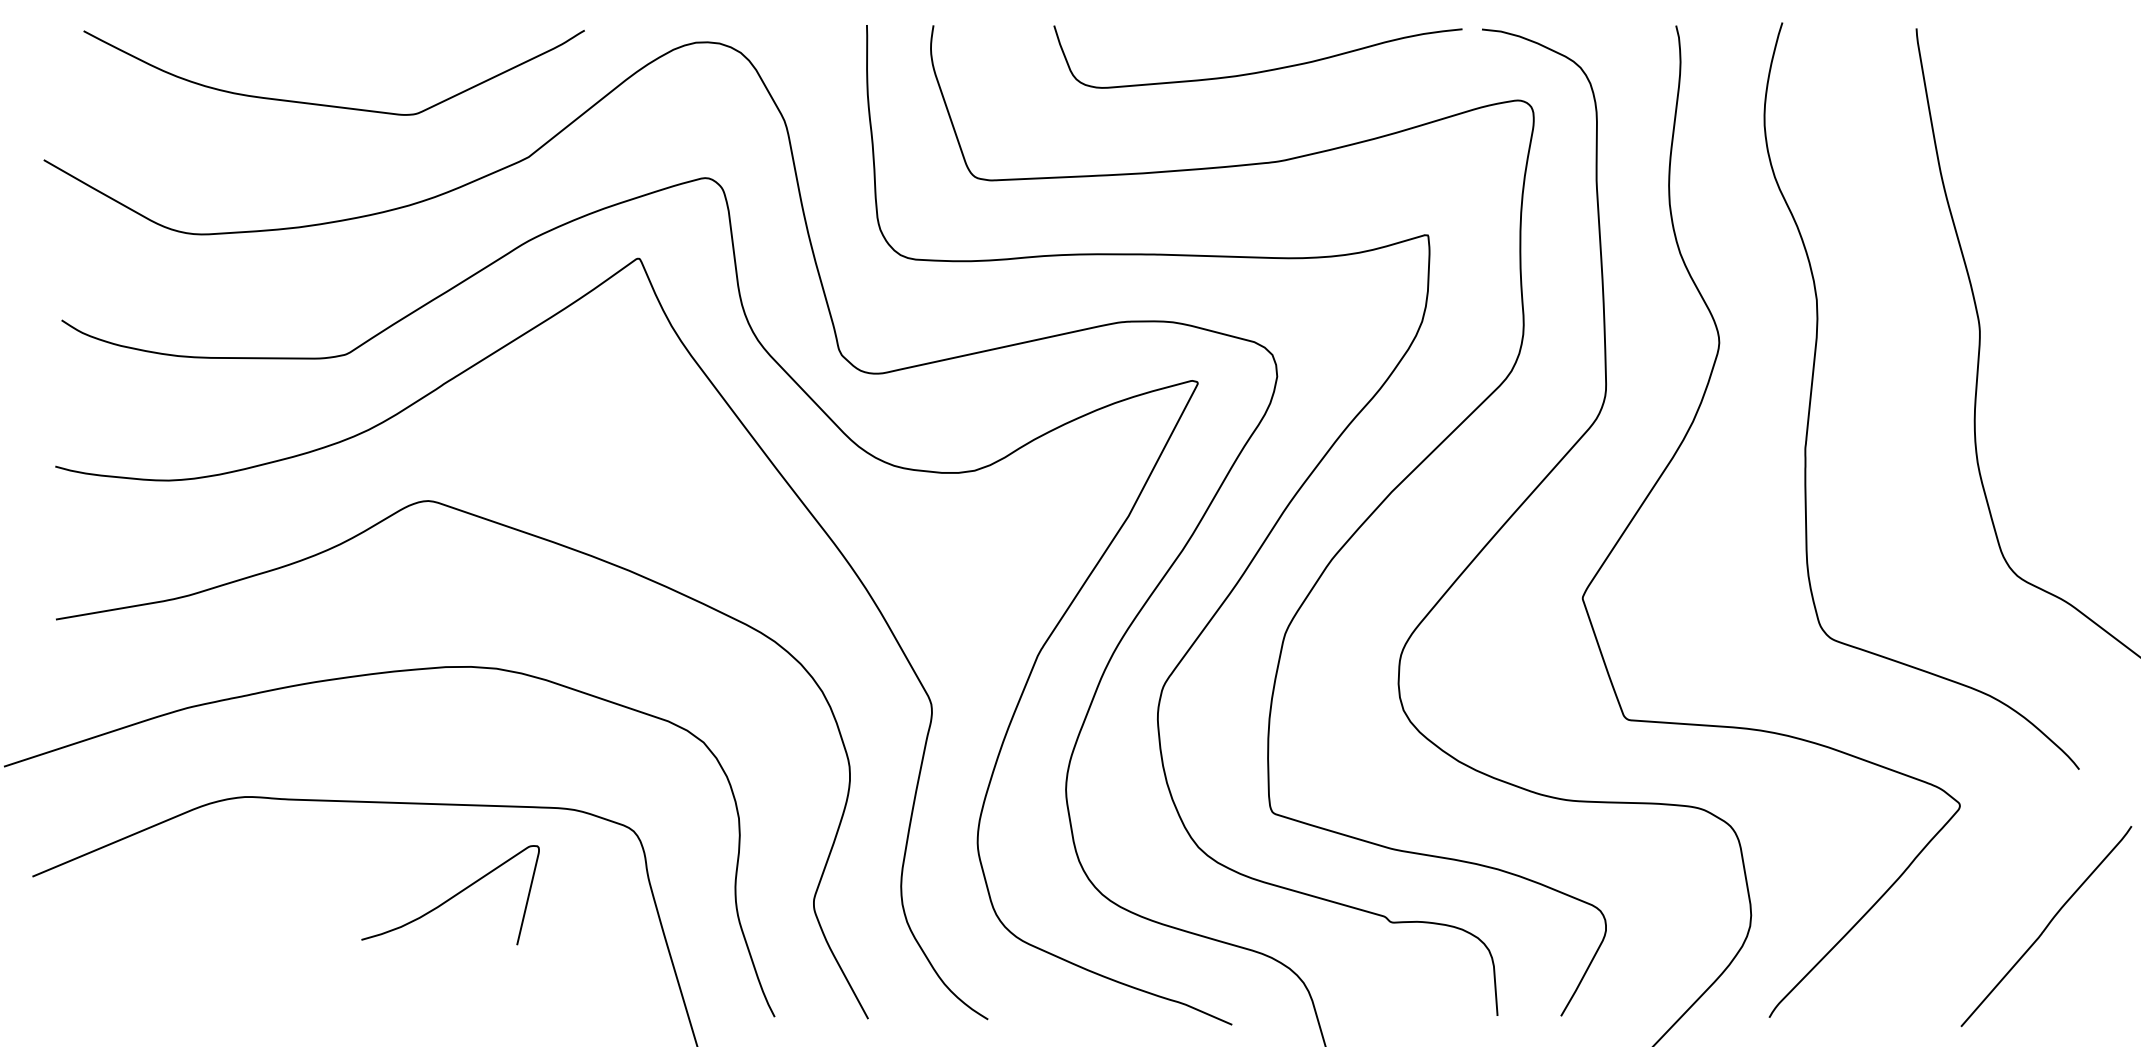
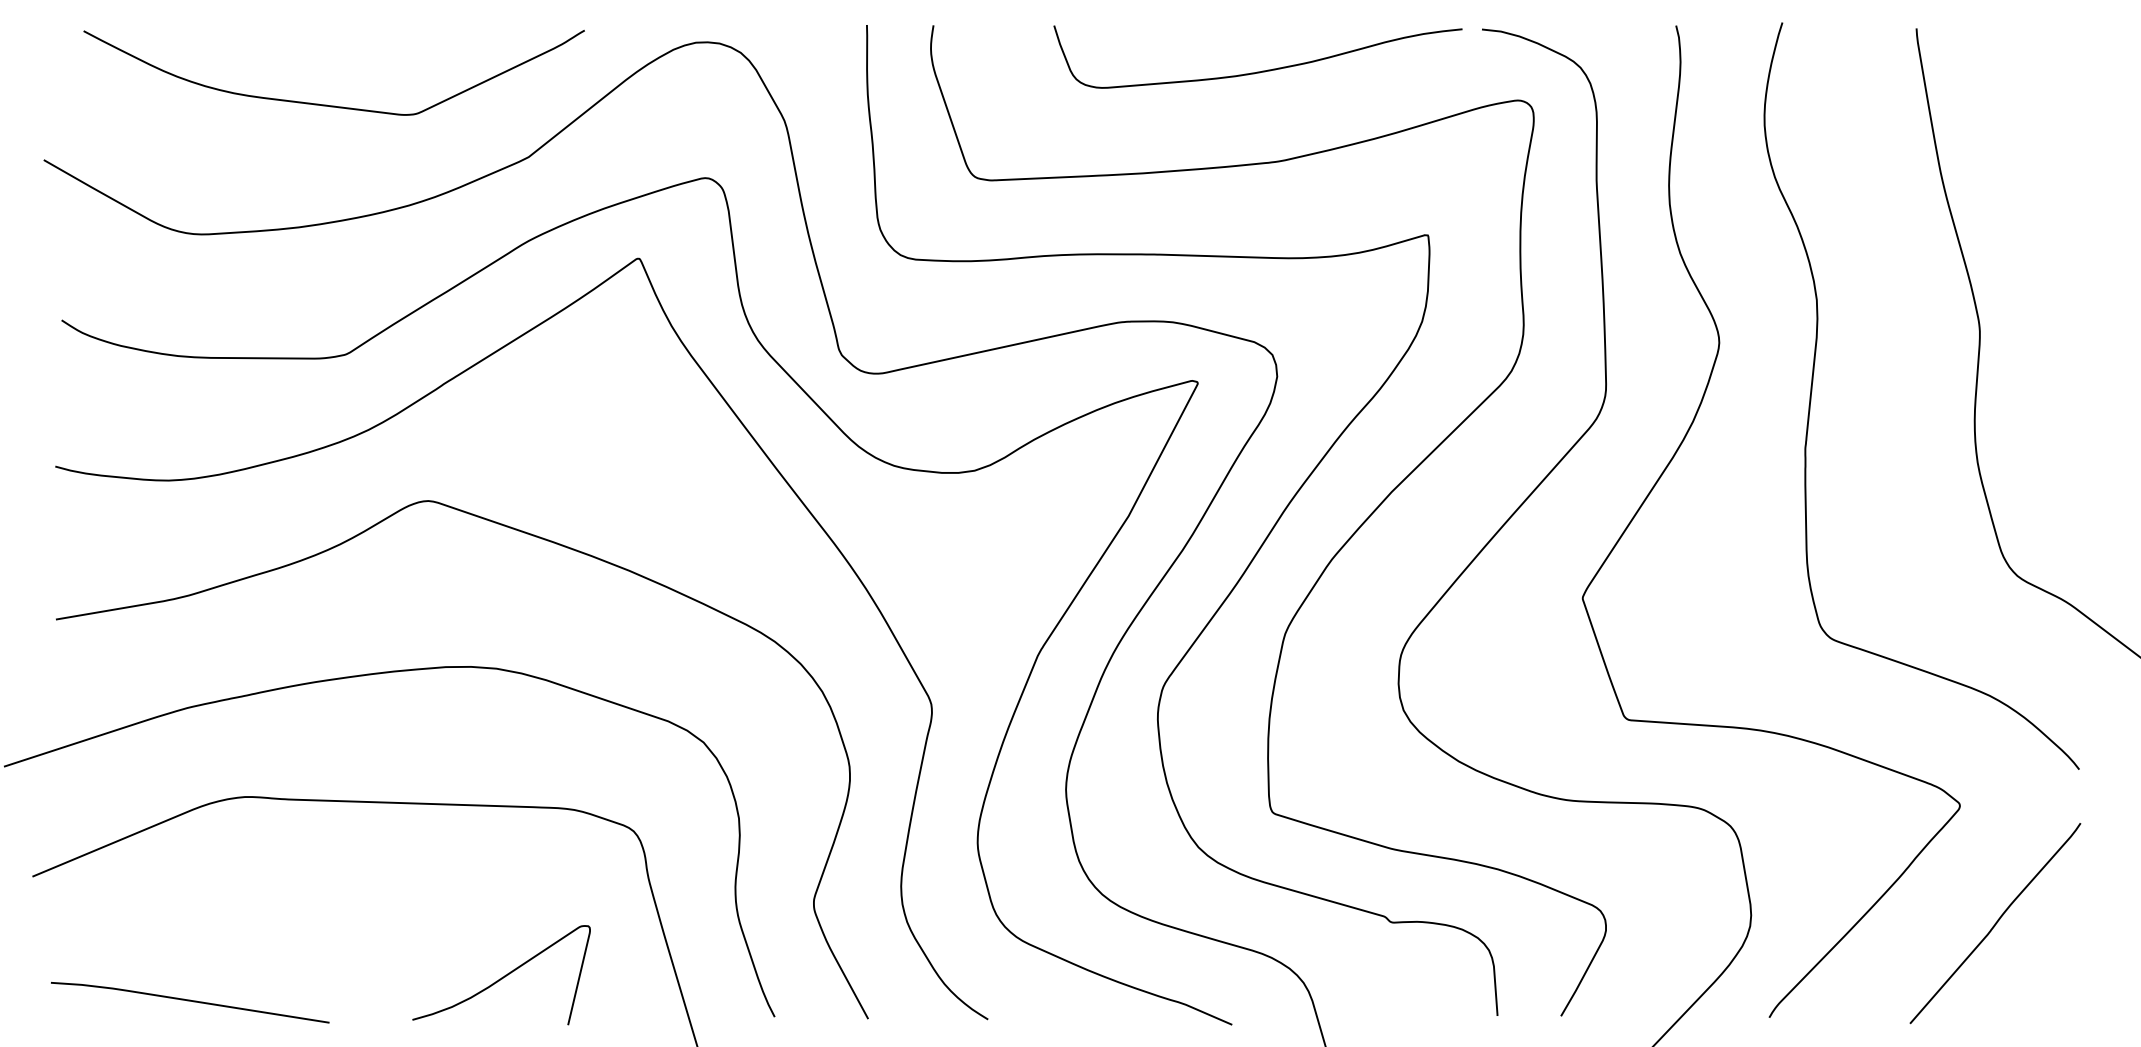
curve position: (451, 896) -> (502, 976) (502, 976)
curve position: (2046, 926) -> (1995, 923) (1995, 923)
curve: none -> present (190, 1001)
